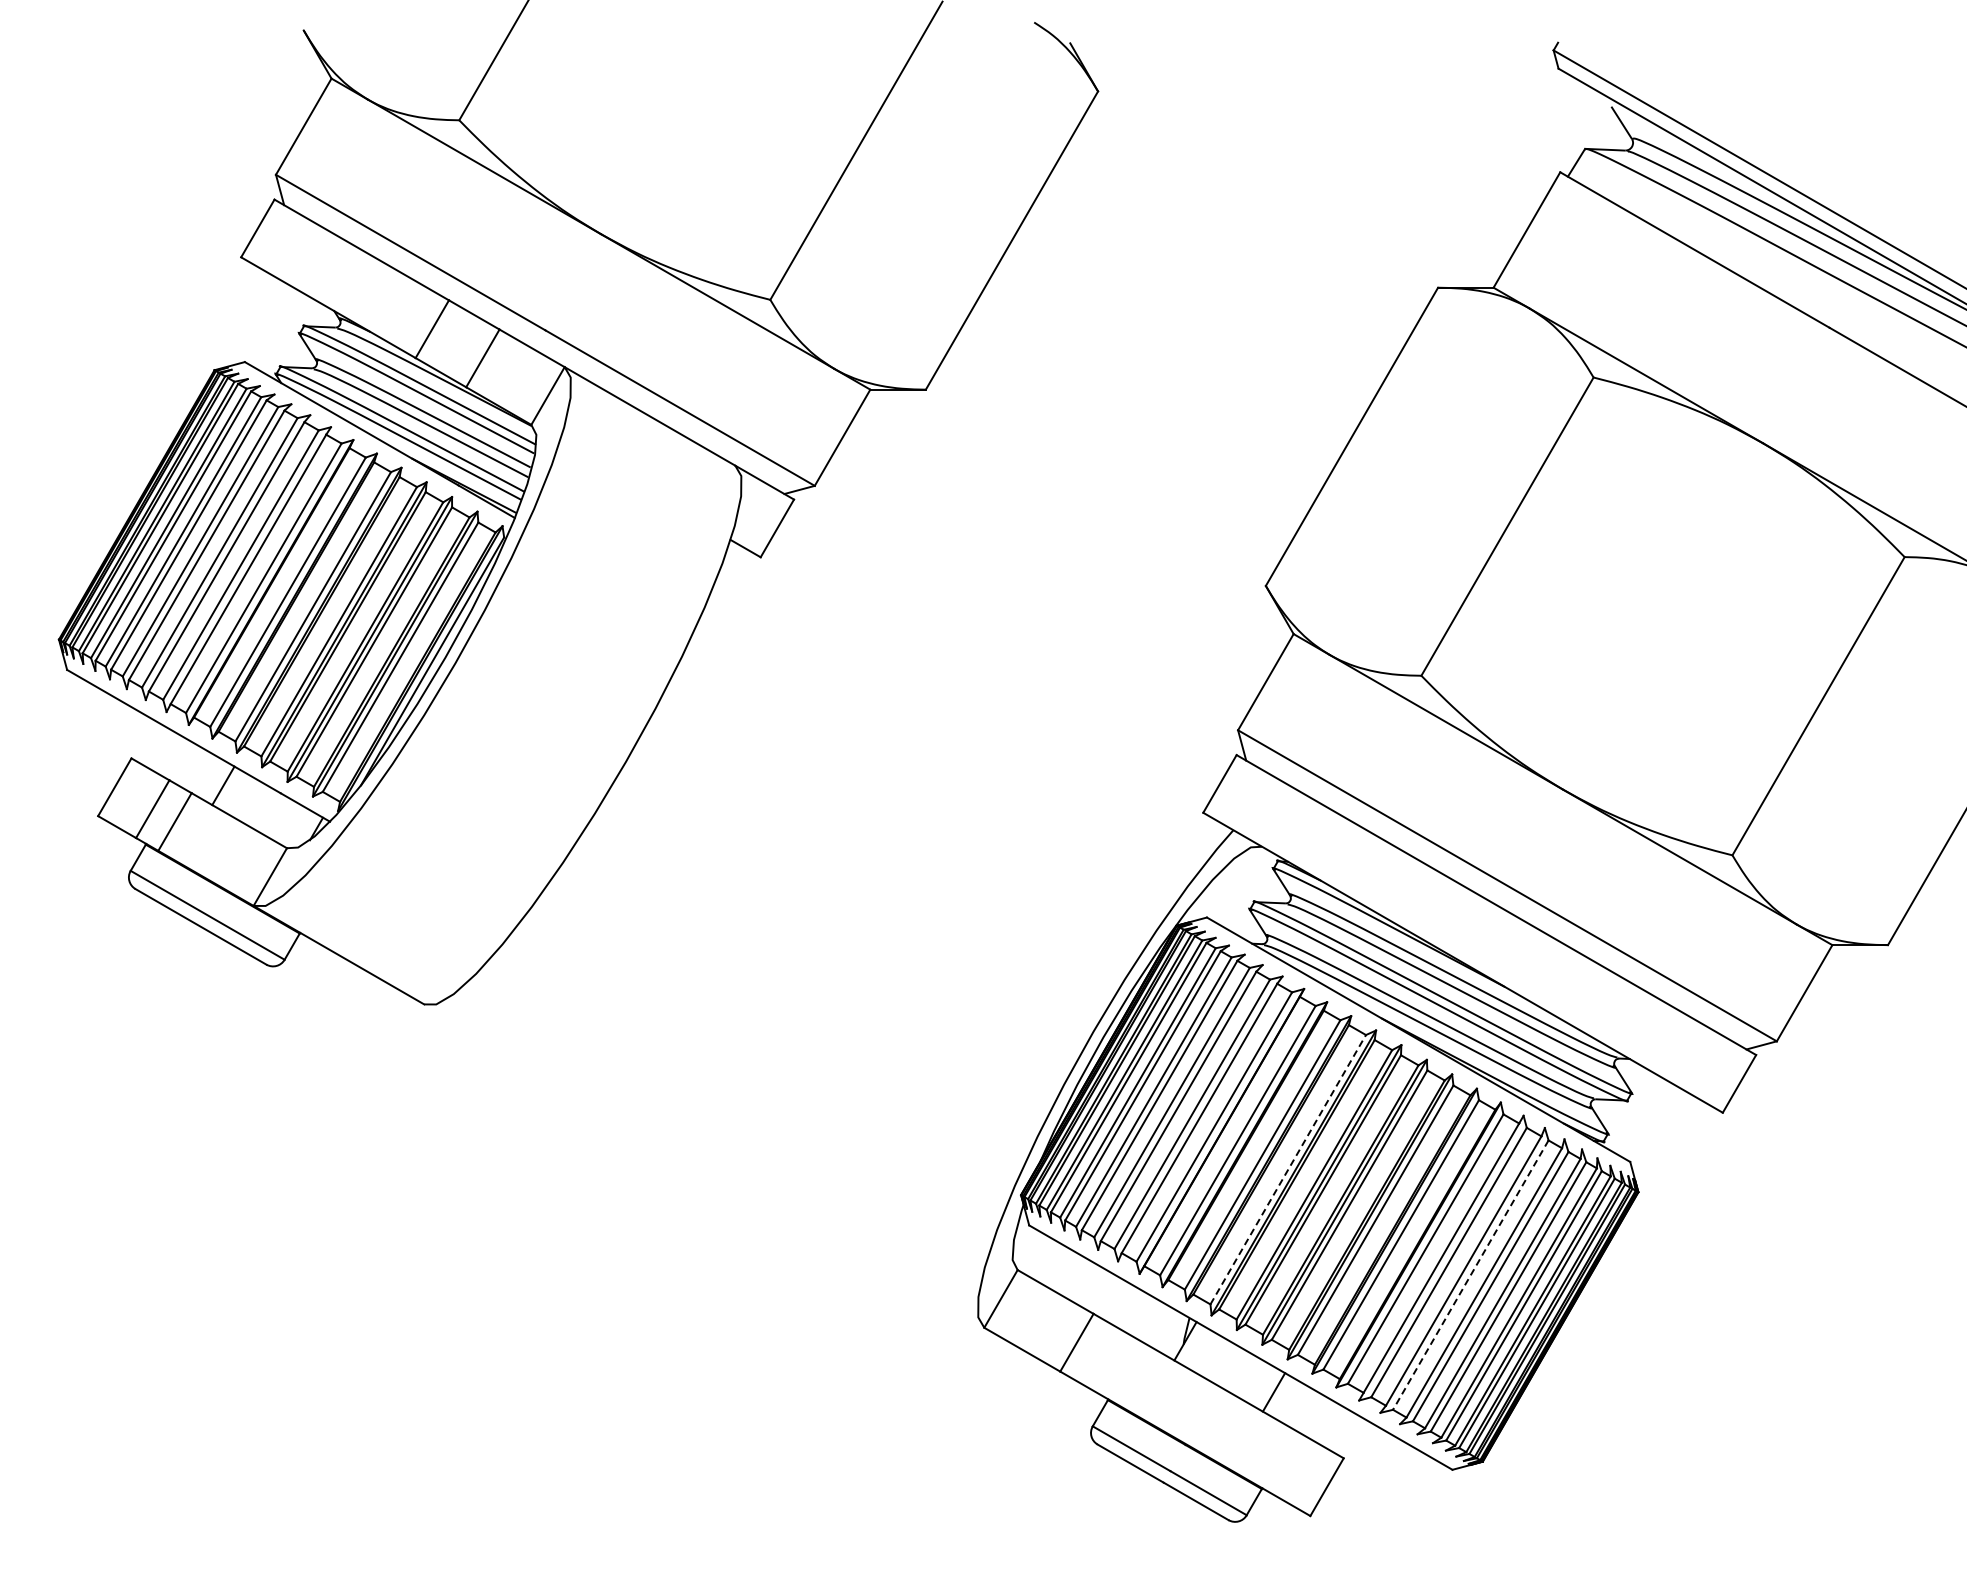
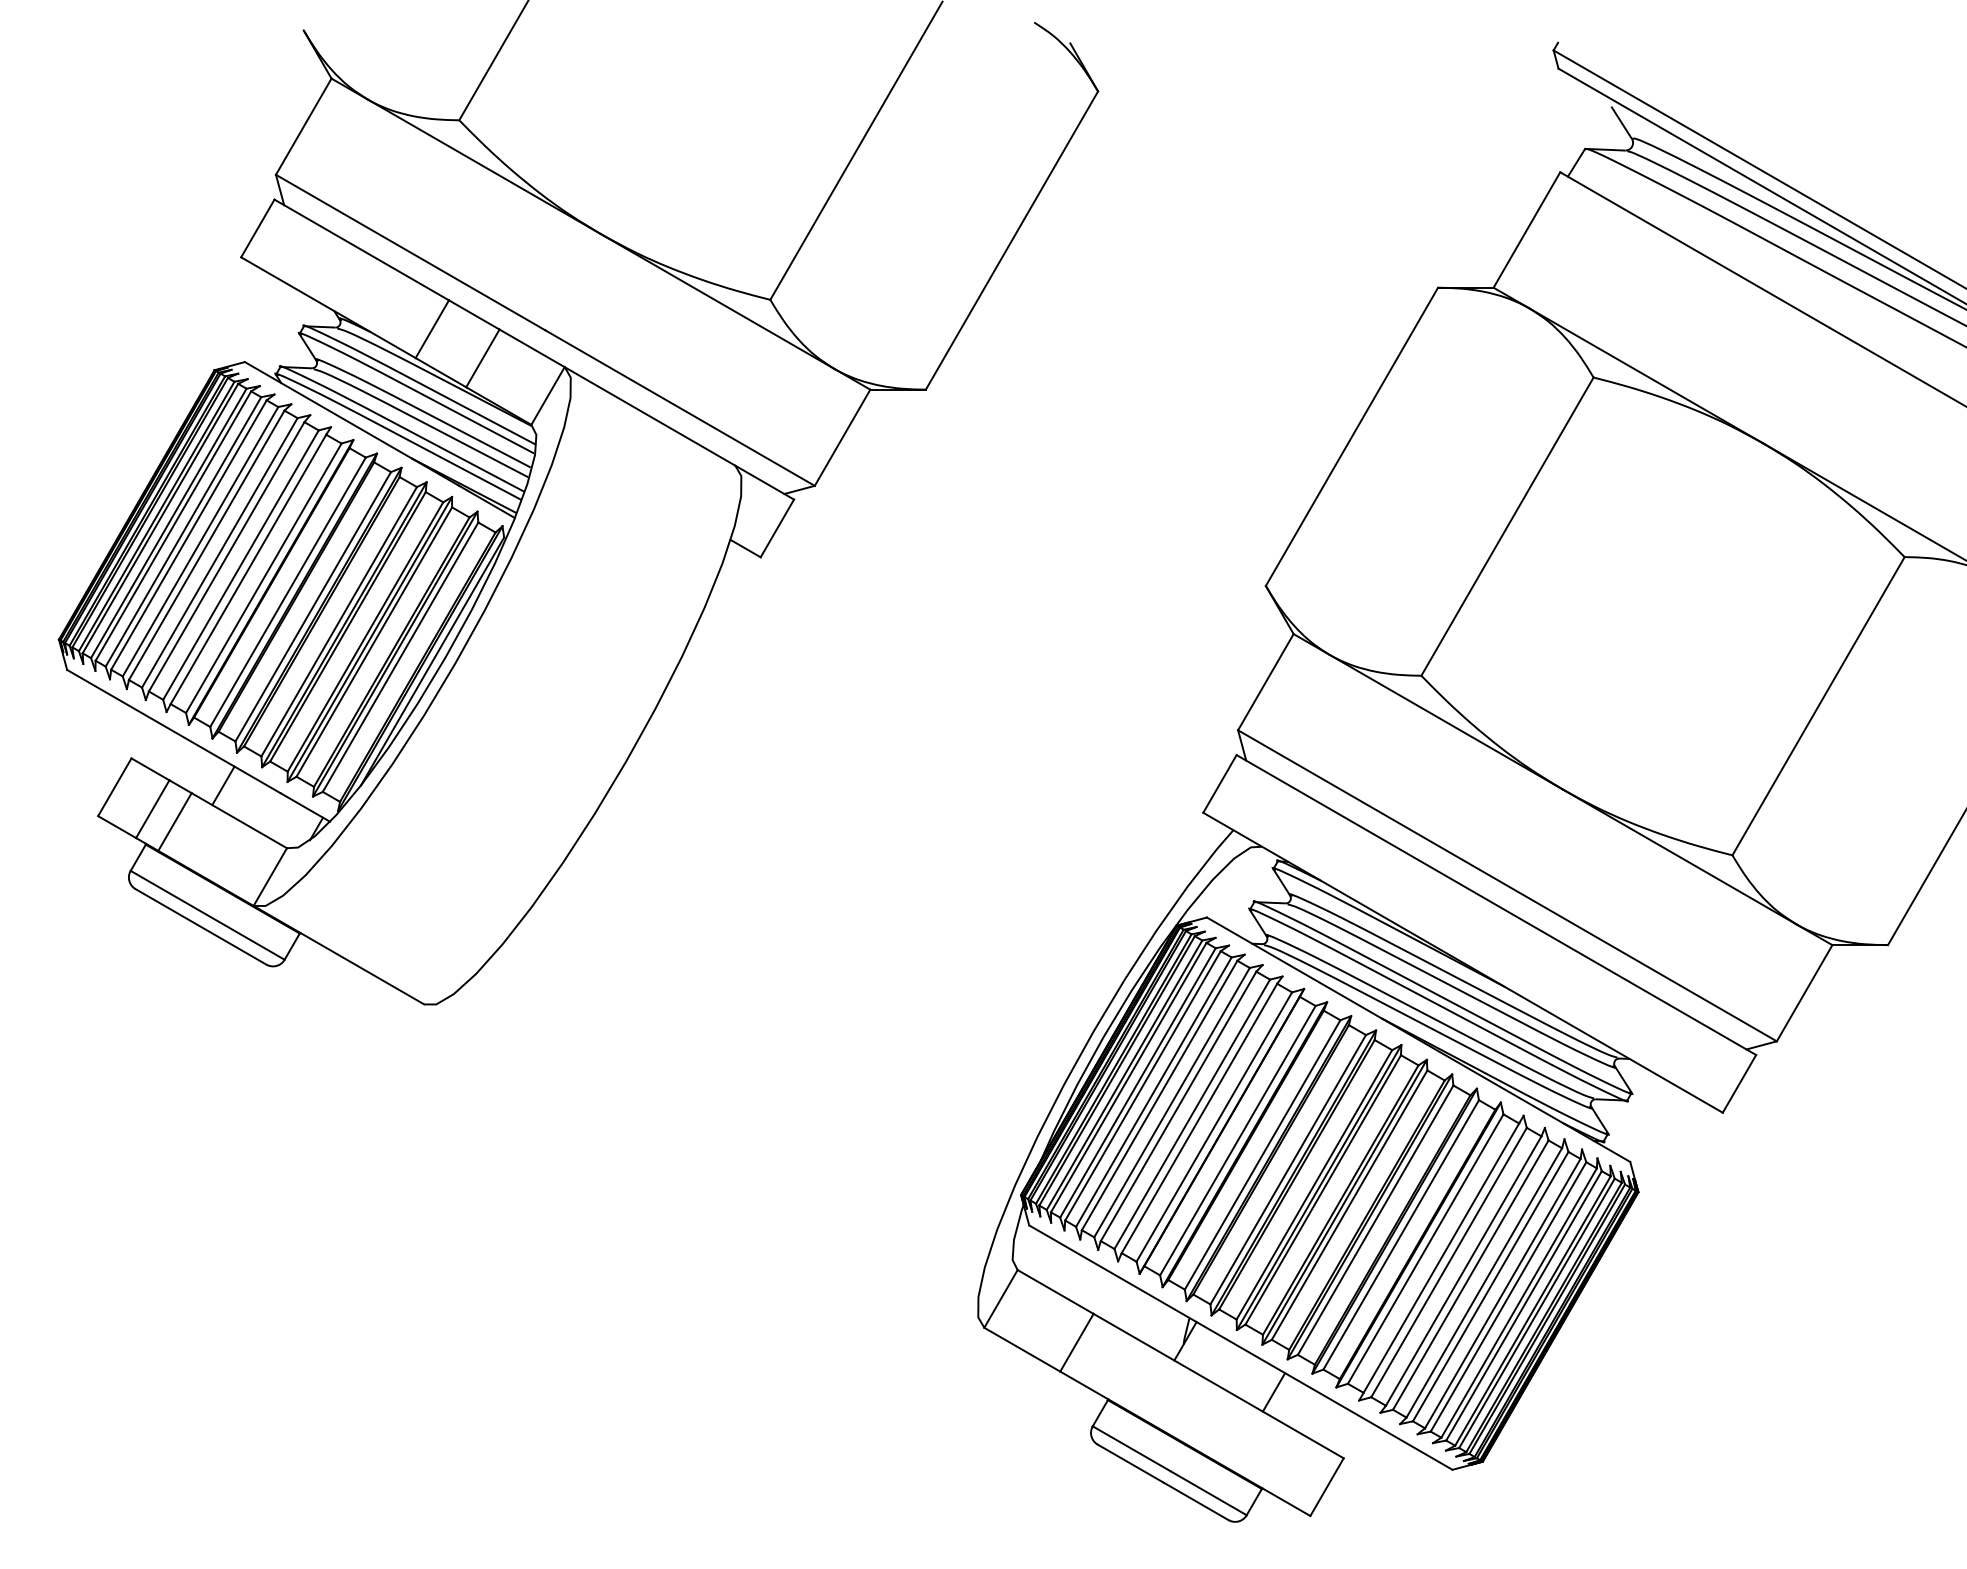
line: dashed -> solid (1288, 1169)
line: dashed -> solid (1470, 1275)
